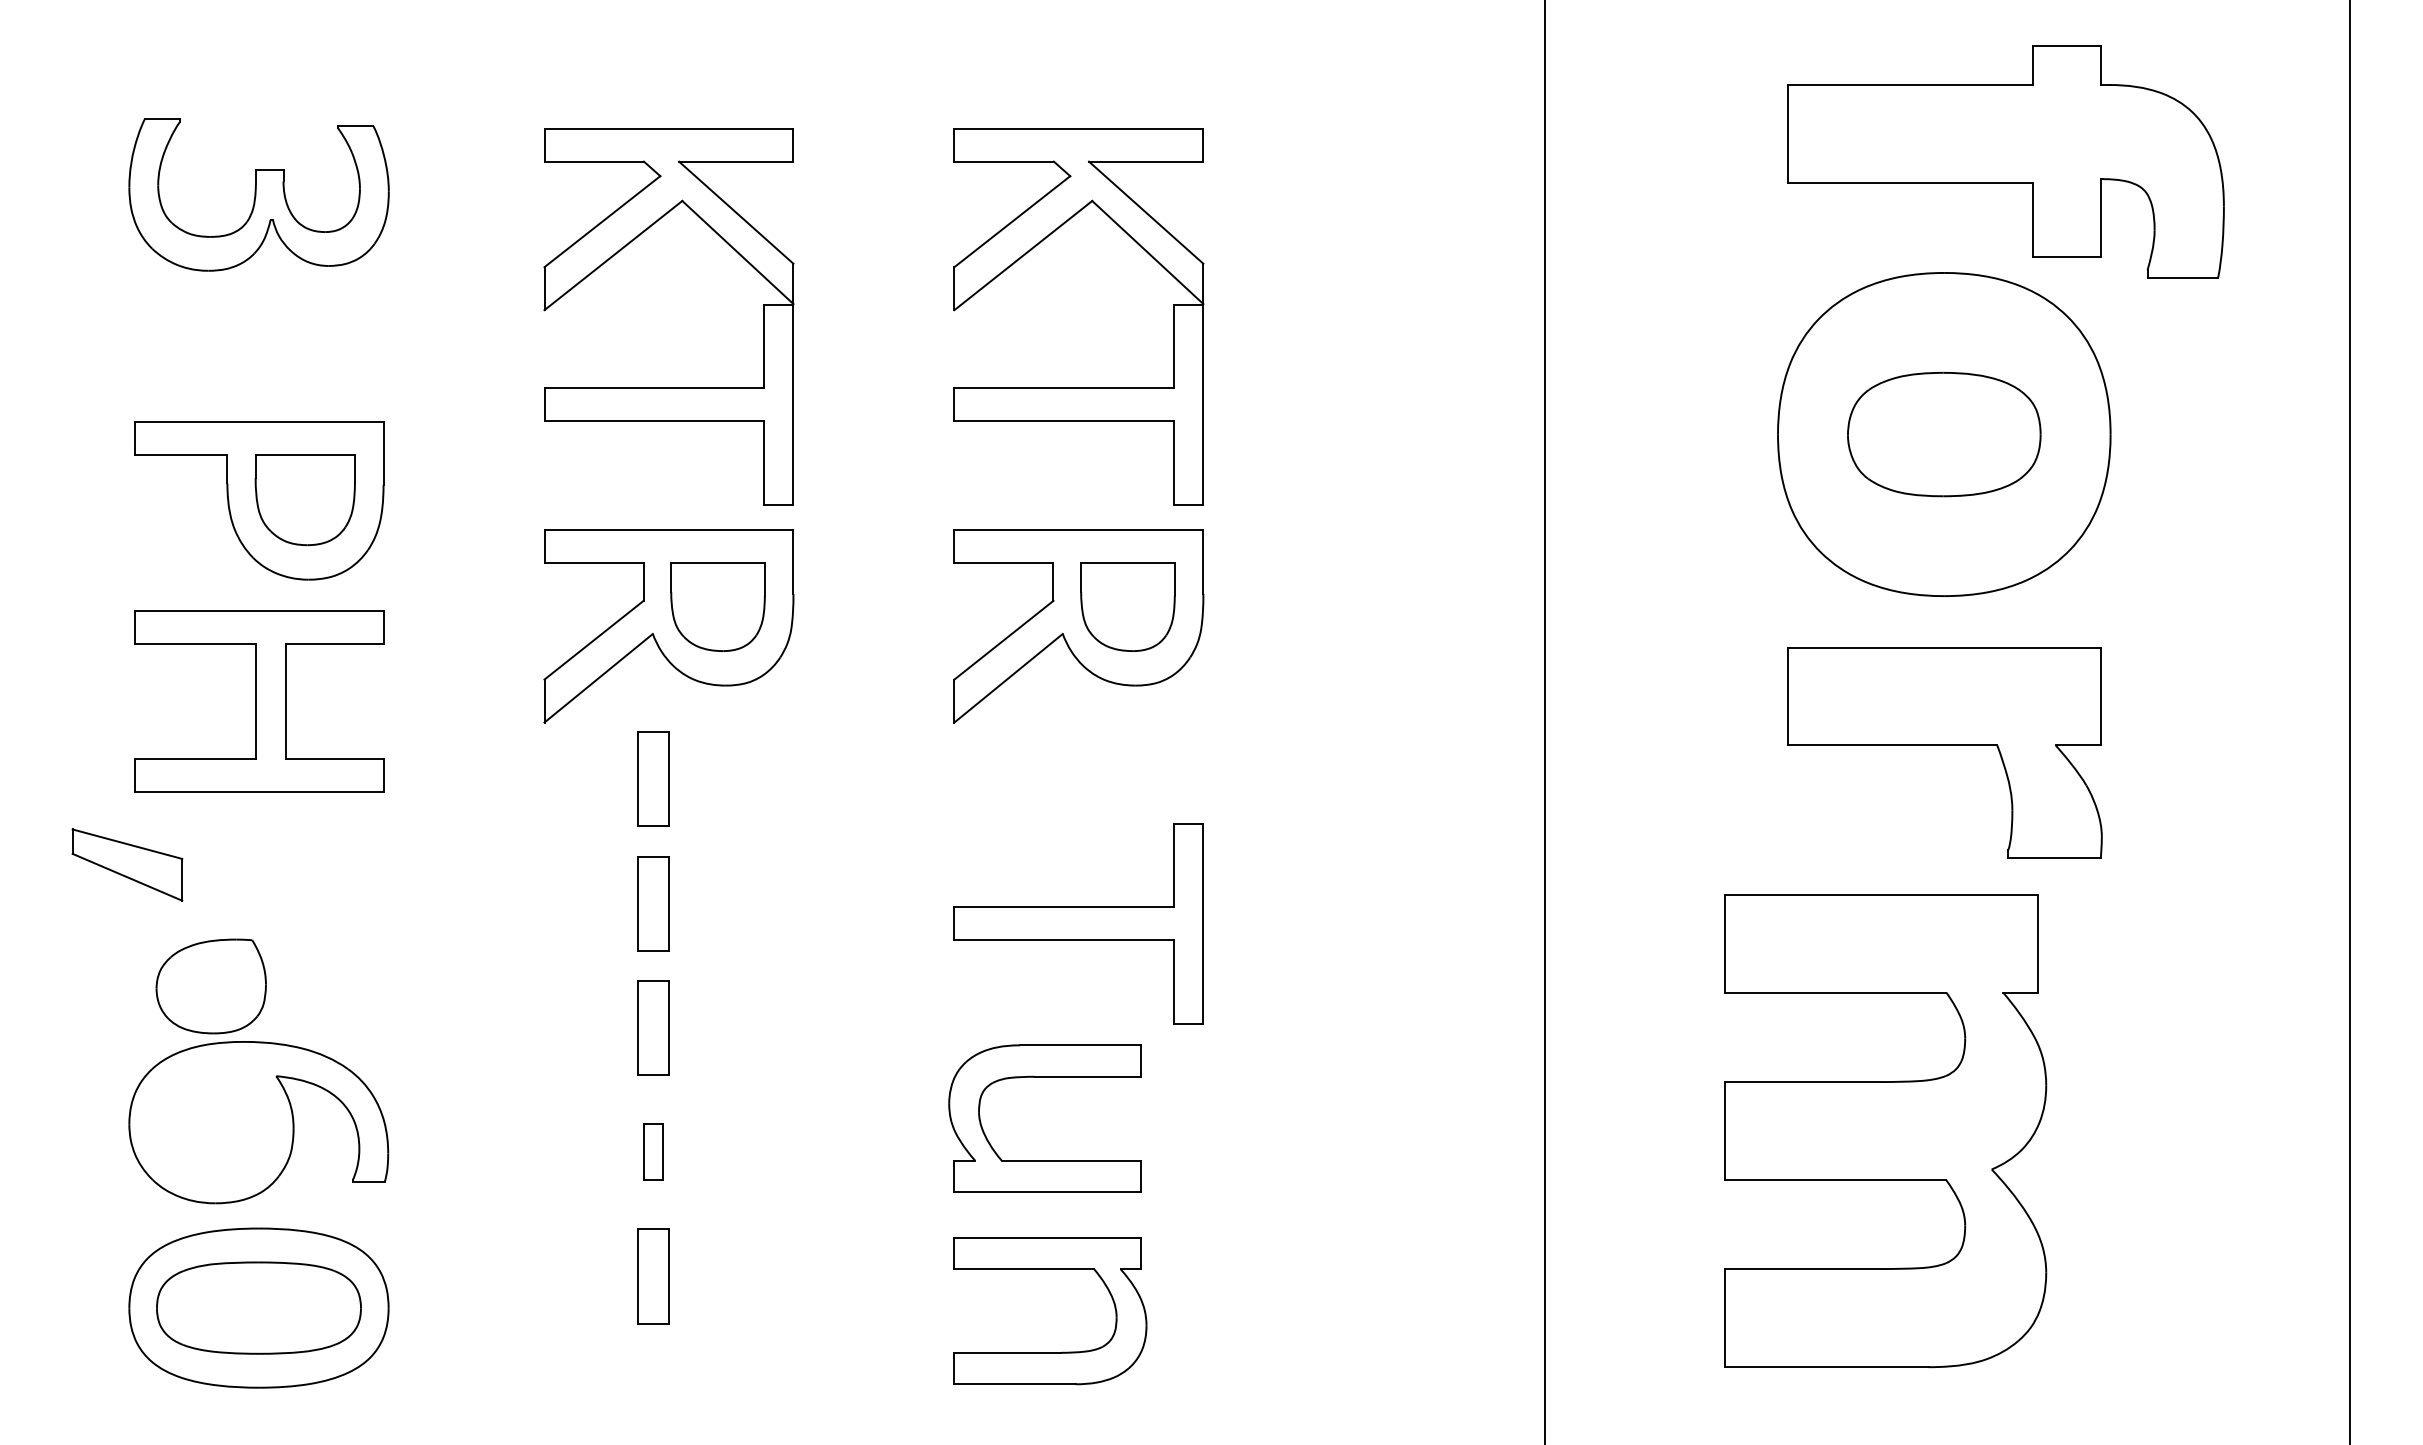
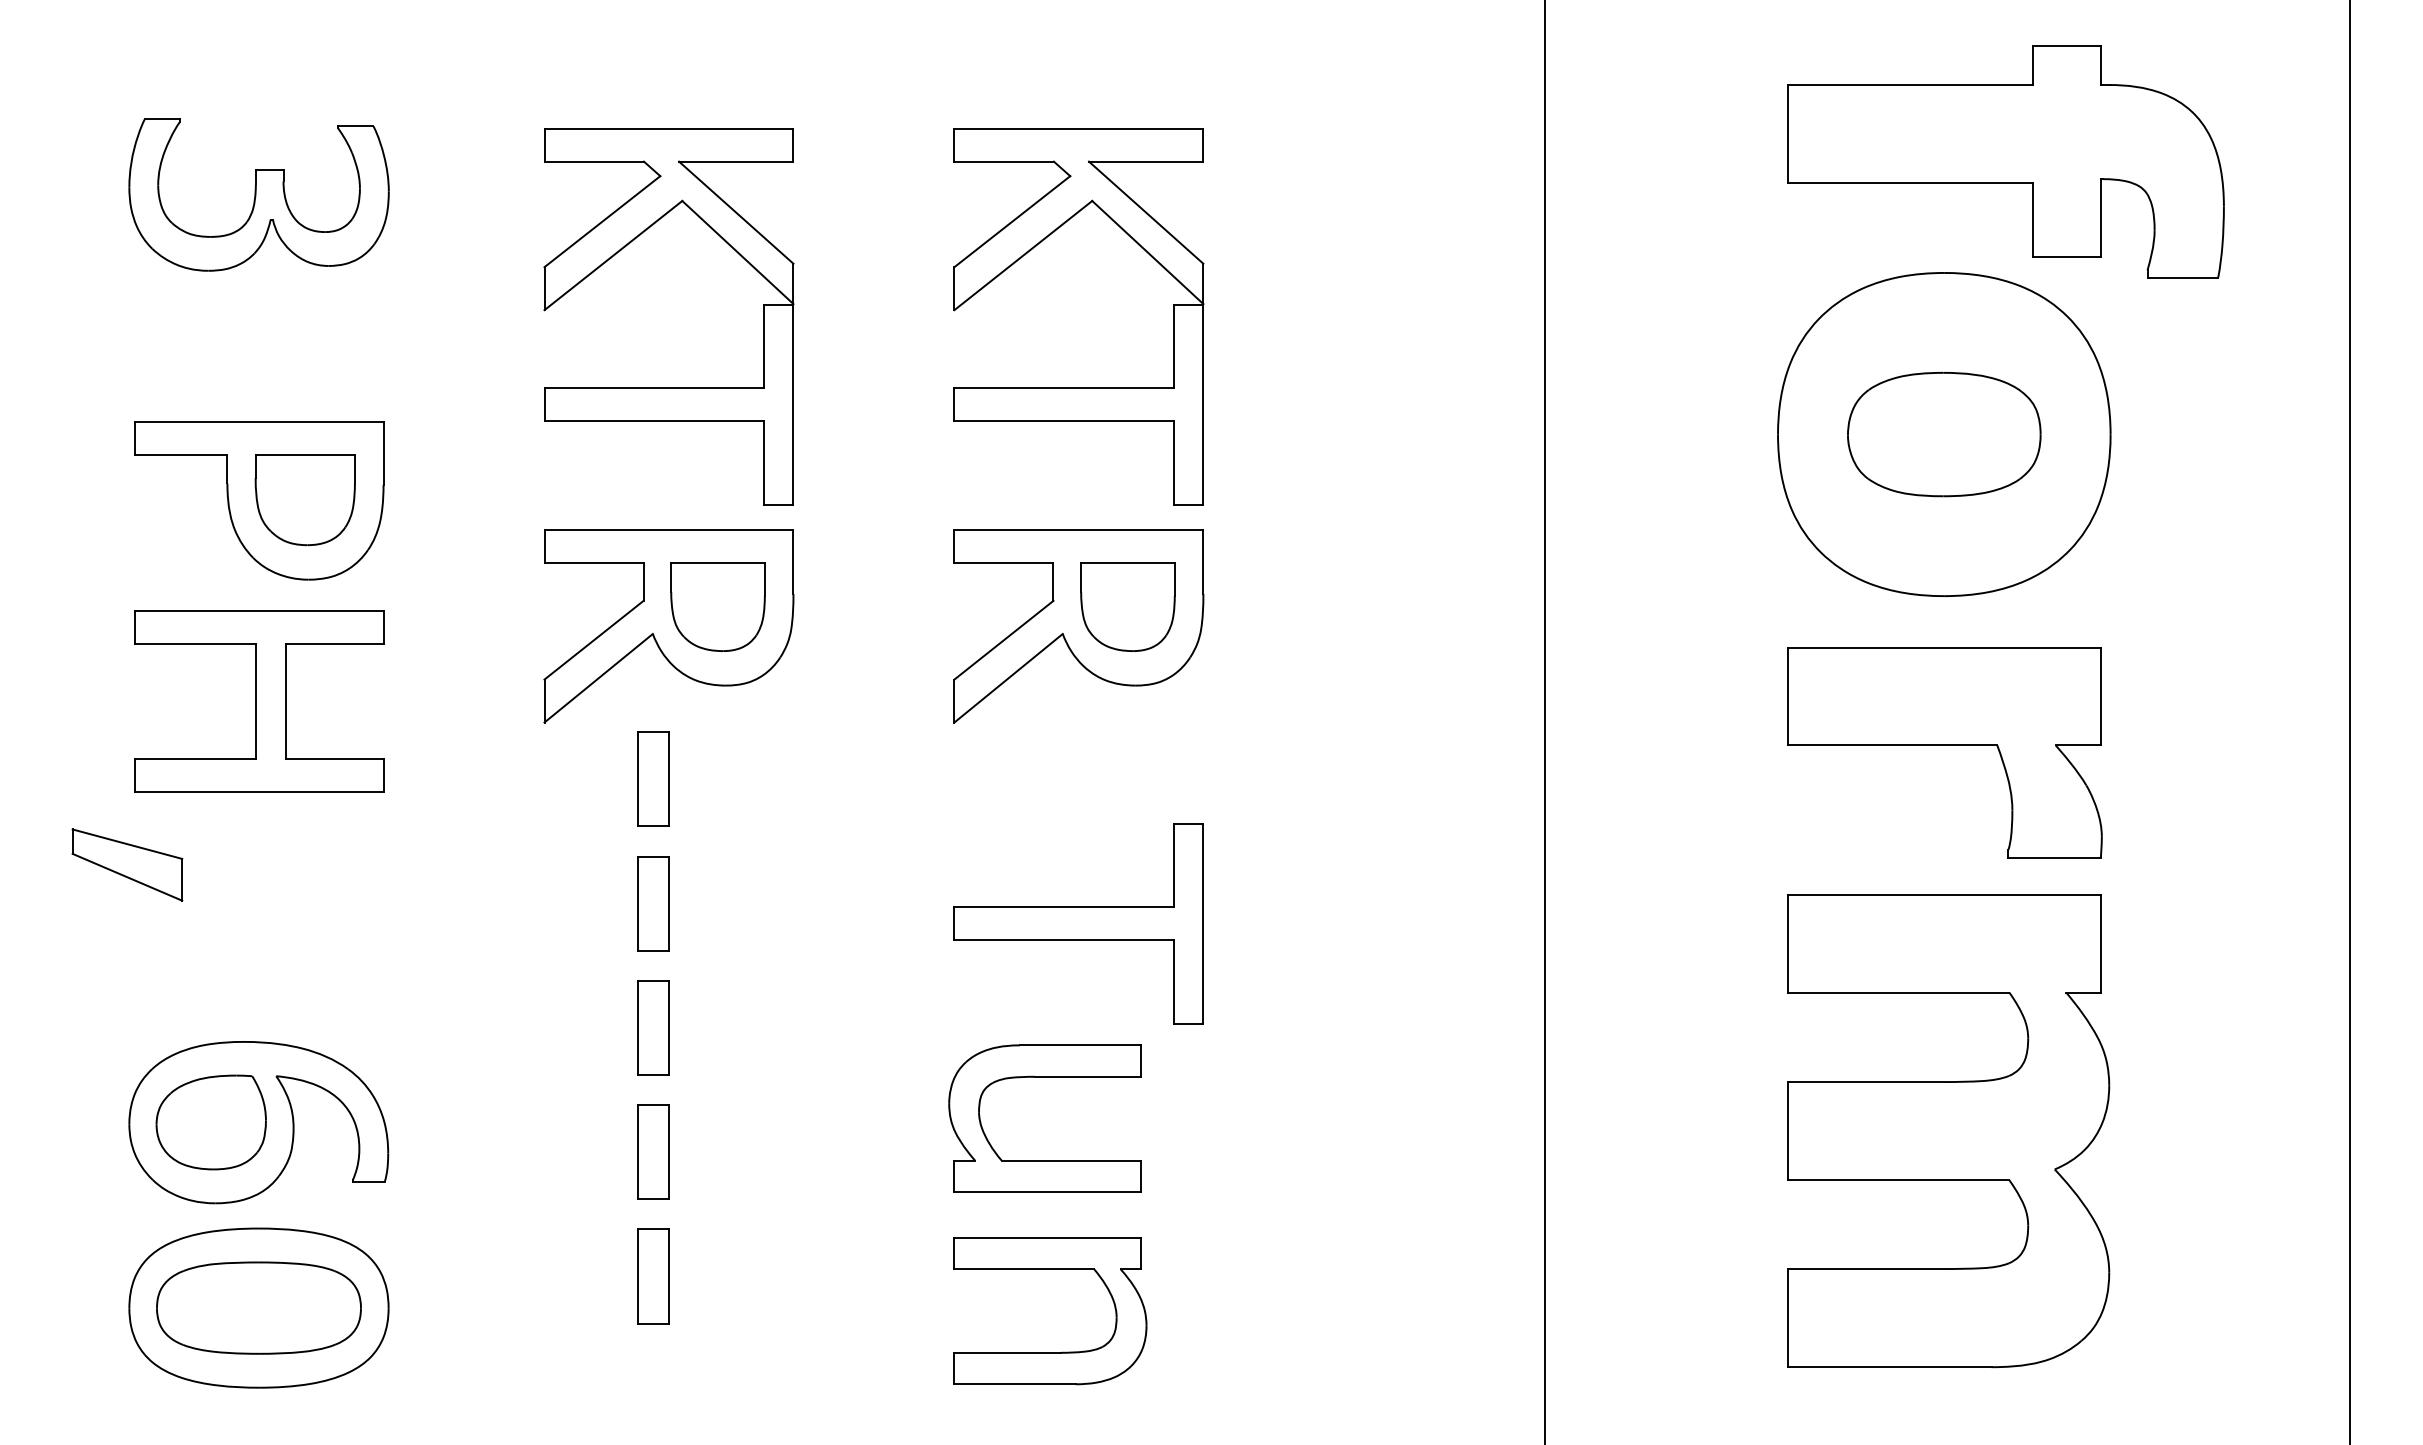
part position: (210, 986) -> (210, 1122) (210, 1122)
part position: (1885, 1131) -> (1948, 1131) (1948, 1131)
part size: 21x58 px -> 33x96 px (653, 1151)
